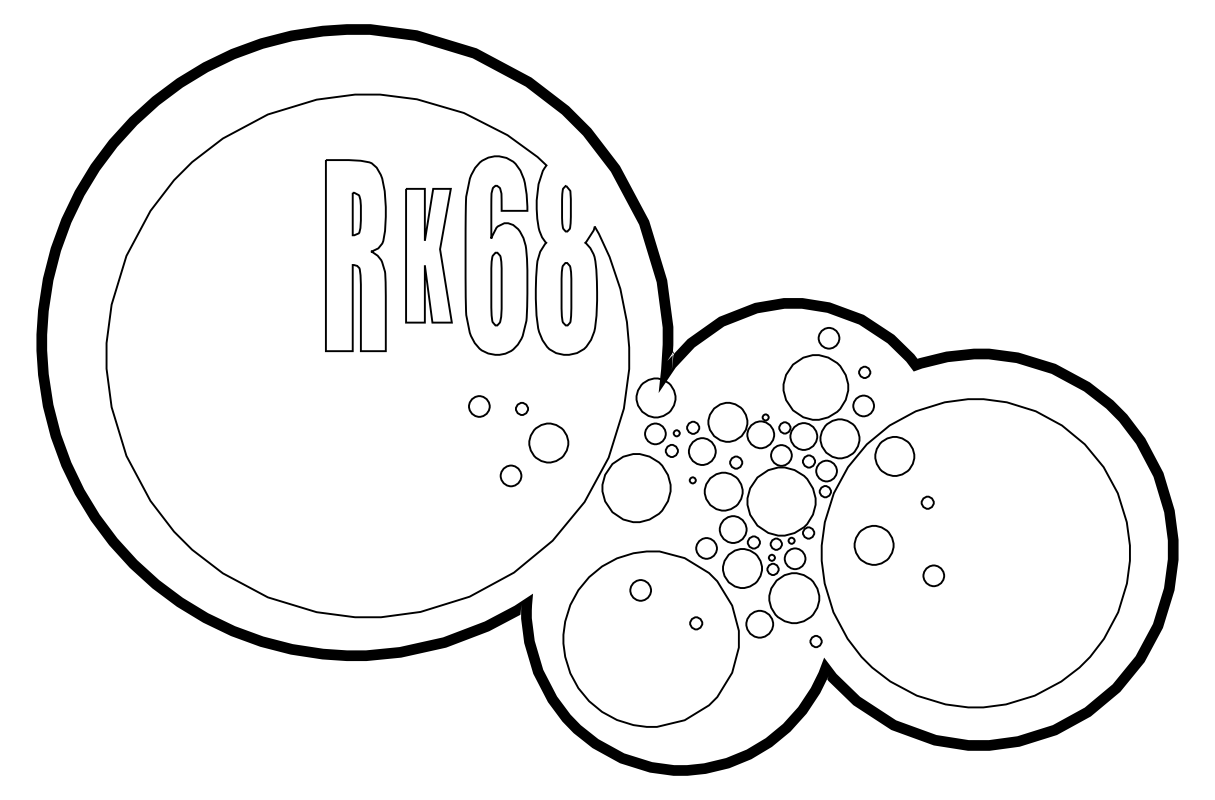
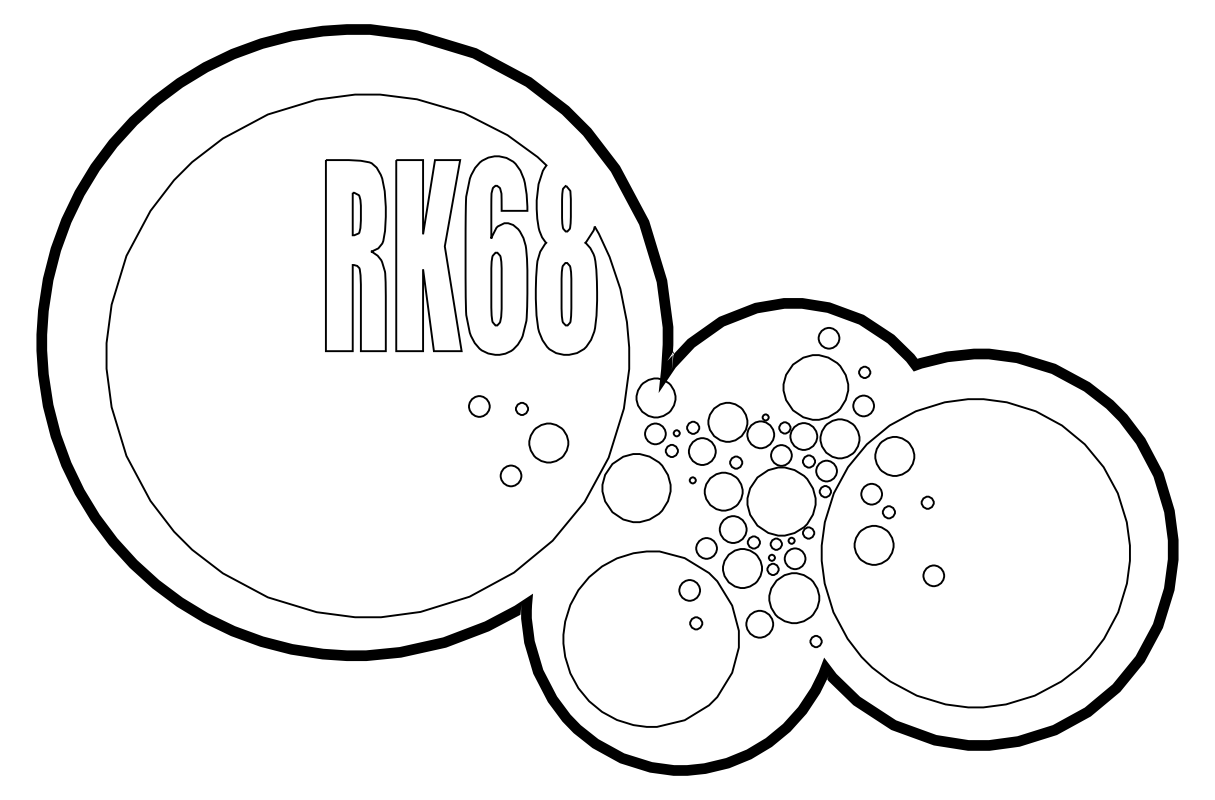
part size: 48x136 px -> 68x194 px (428, 255)
part: none -> present (877, 501)
part position: (640, 590) -> (689, 590) (689, 590)
